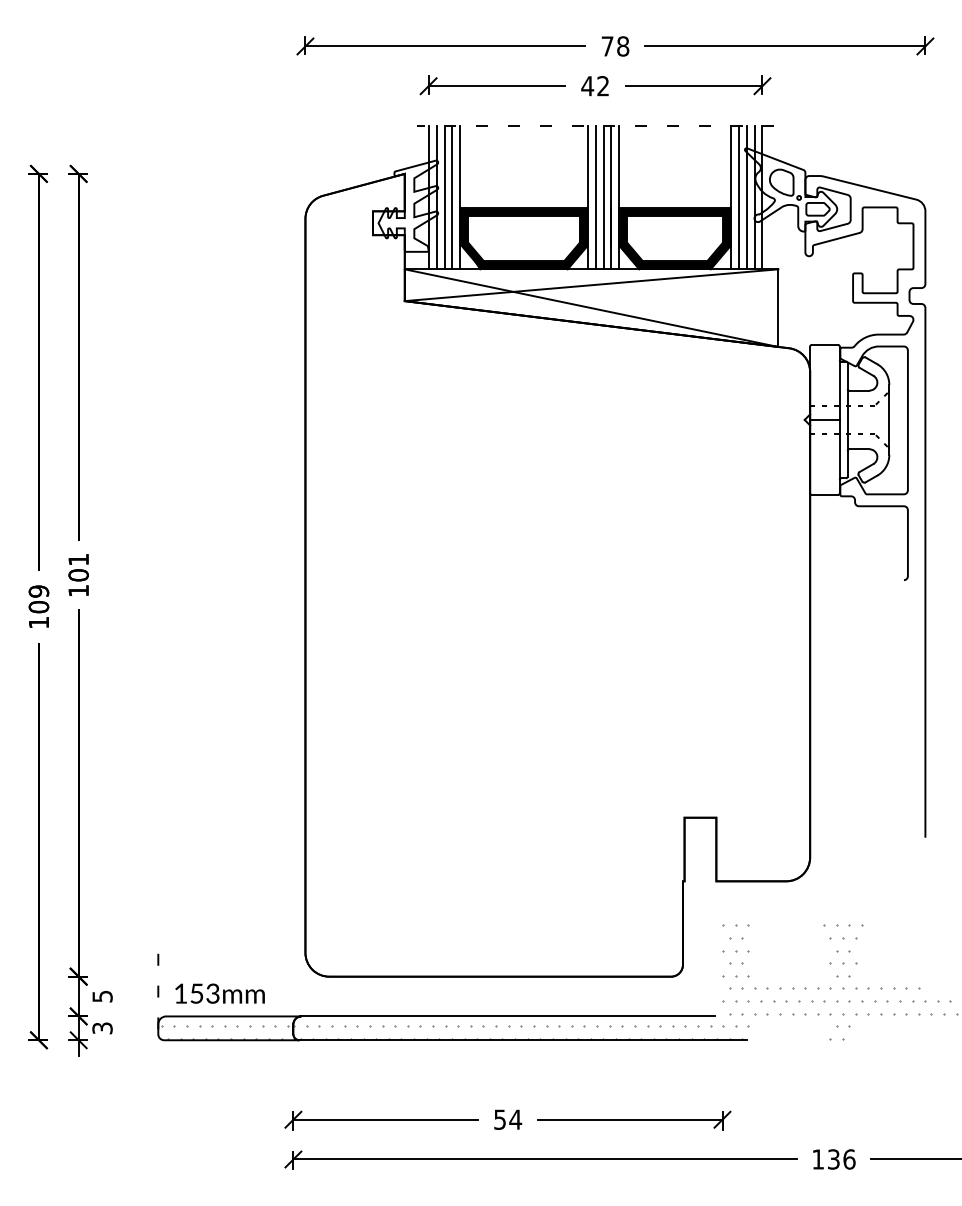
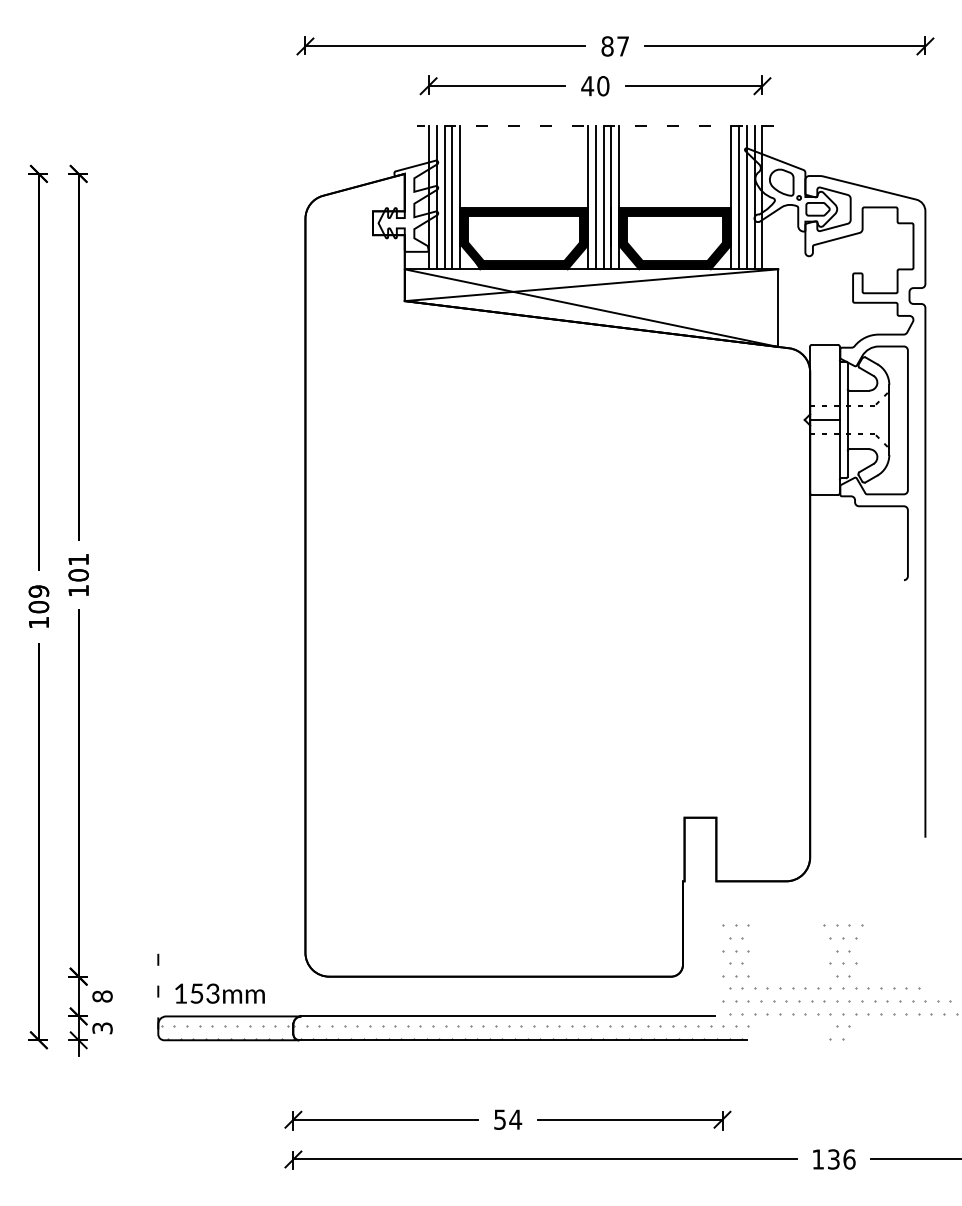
text: 78 -> 87 (615, 46)
text: 42 -> 40 (603, 86)
text: 5 -> 8 (102, 996)
